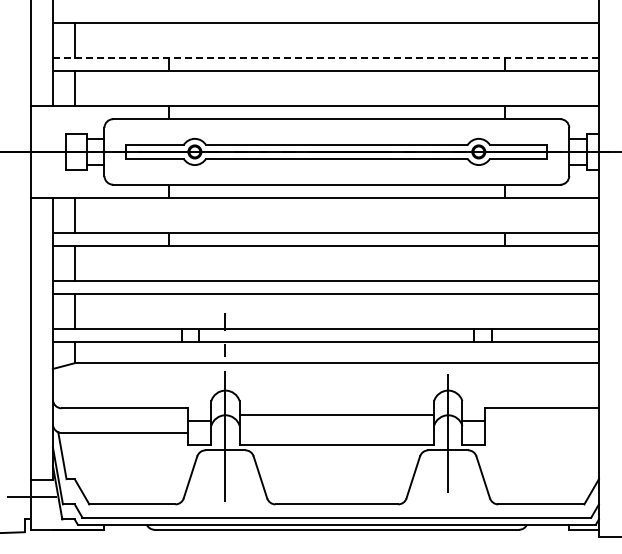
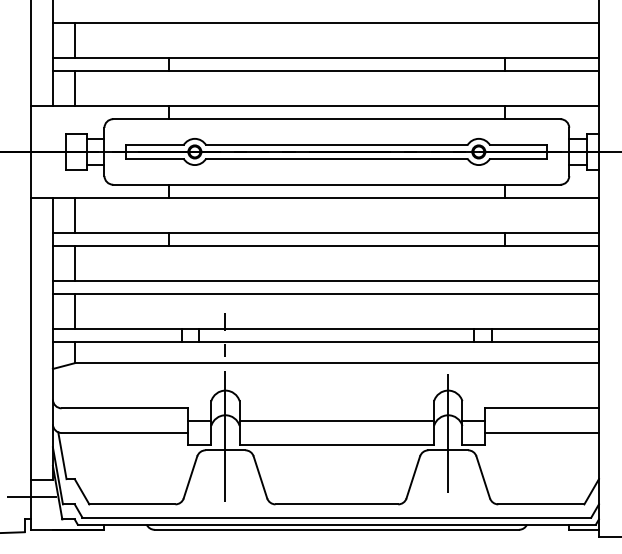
line: dashed -> solid (326, 58)
line position: (336, 414) -> (336, 420) (336, 420)
line: none -> present (541, 433)
